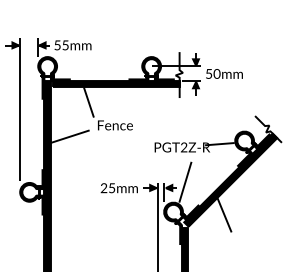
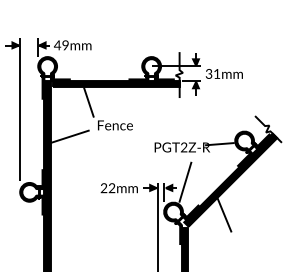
text: 55mm -> 49mm (61, 45)
text: 50mm -> 31mm (212, 73)
text: 25mm -> 22mm (111, 188)
